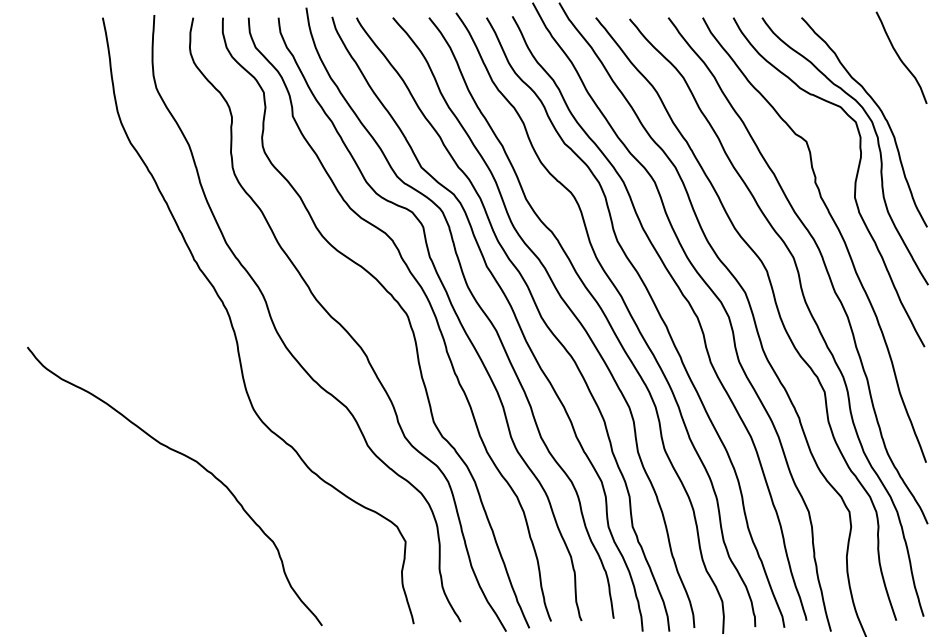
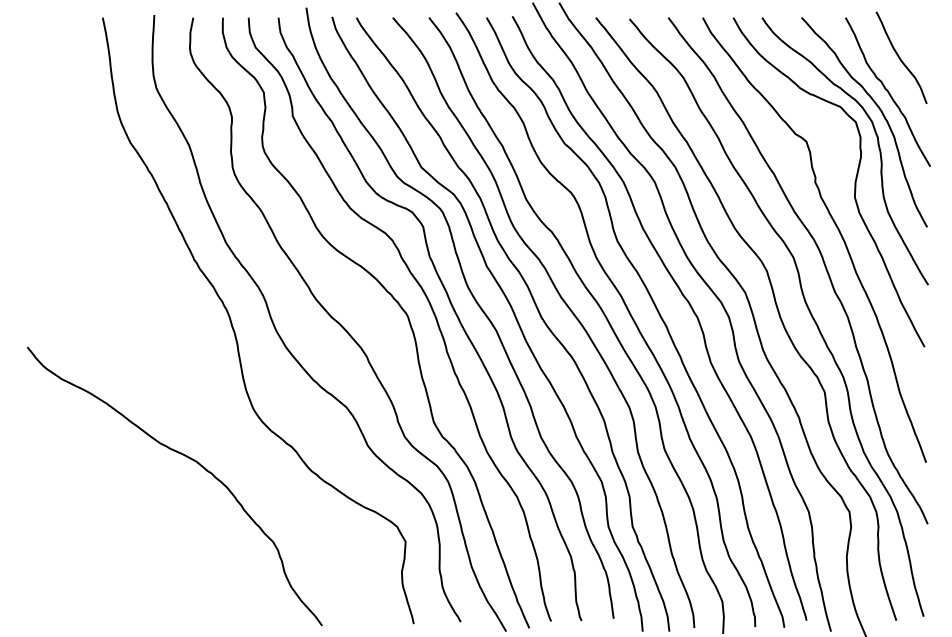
curve: none -> present (887, 91)
